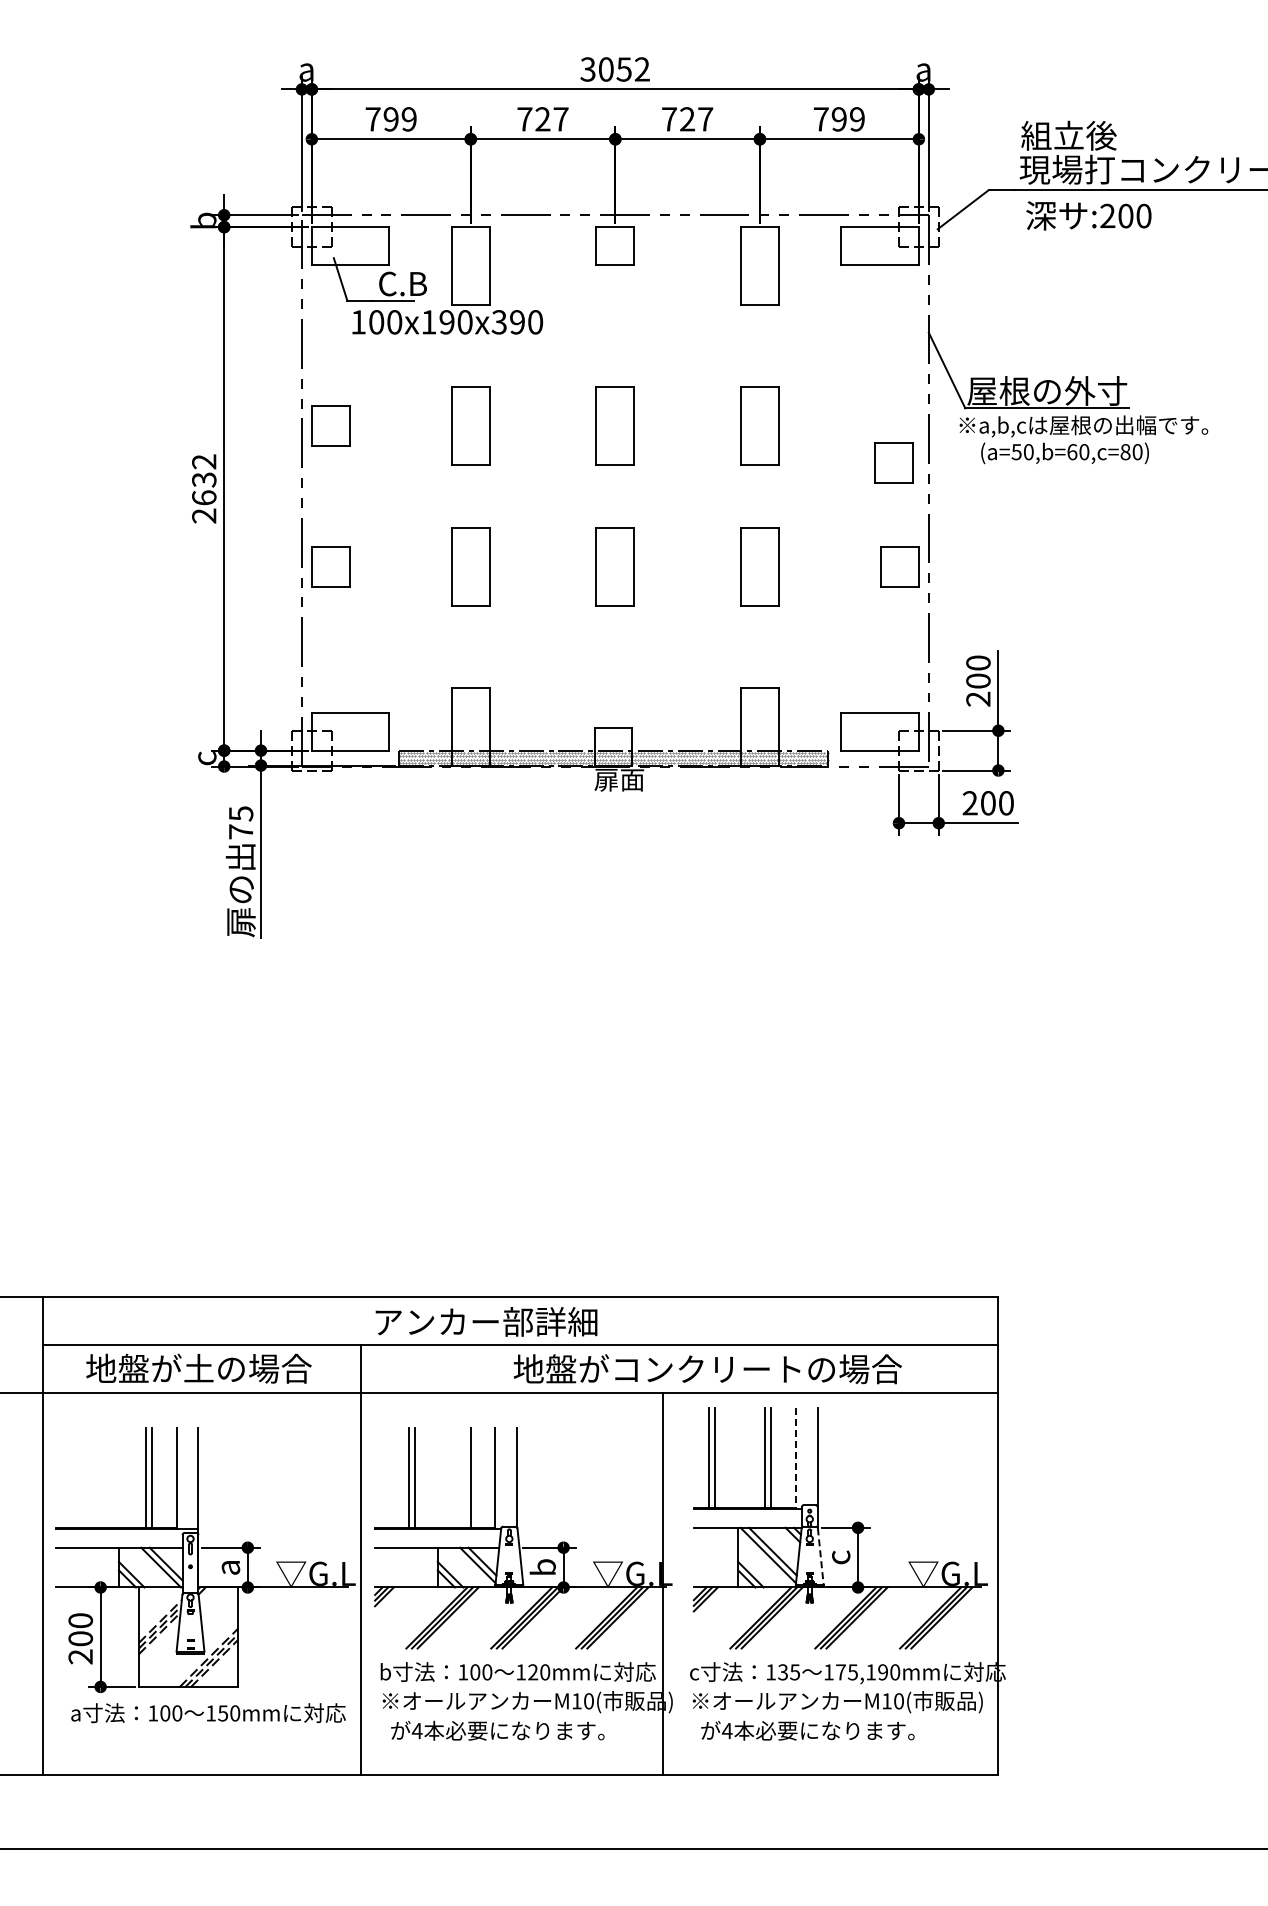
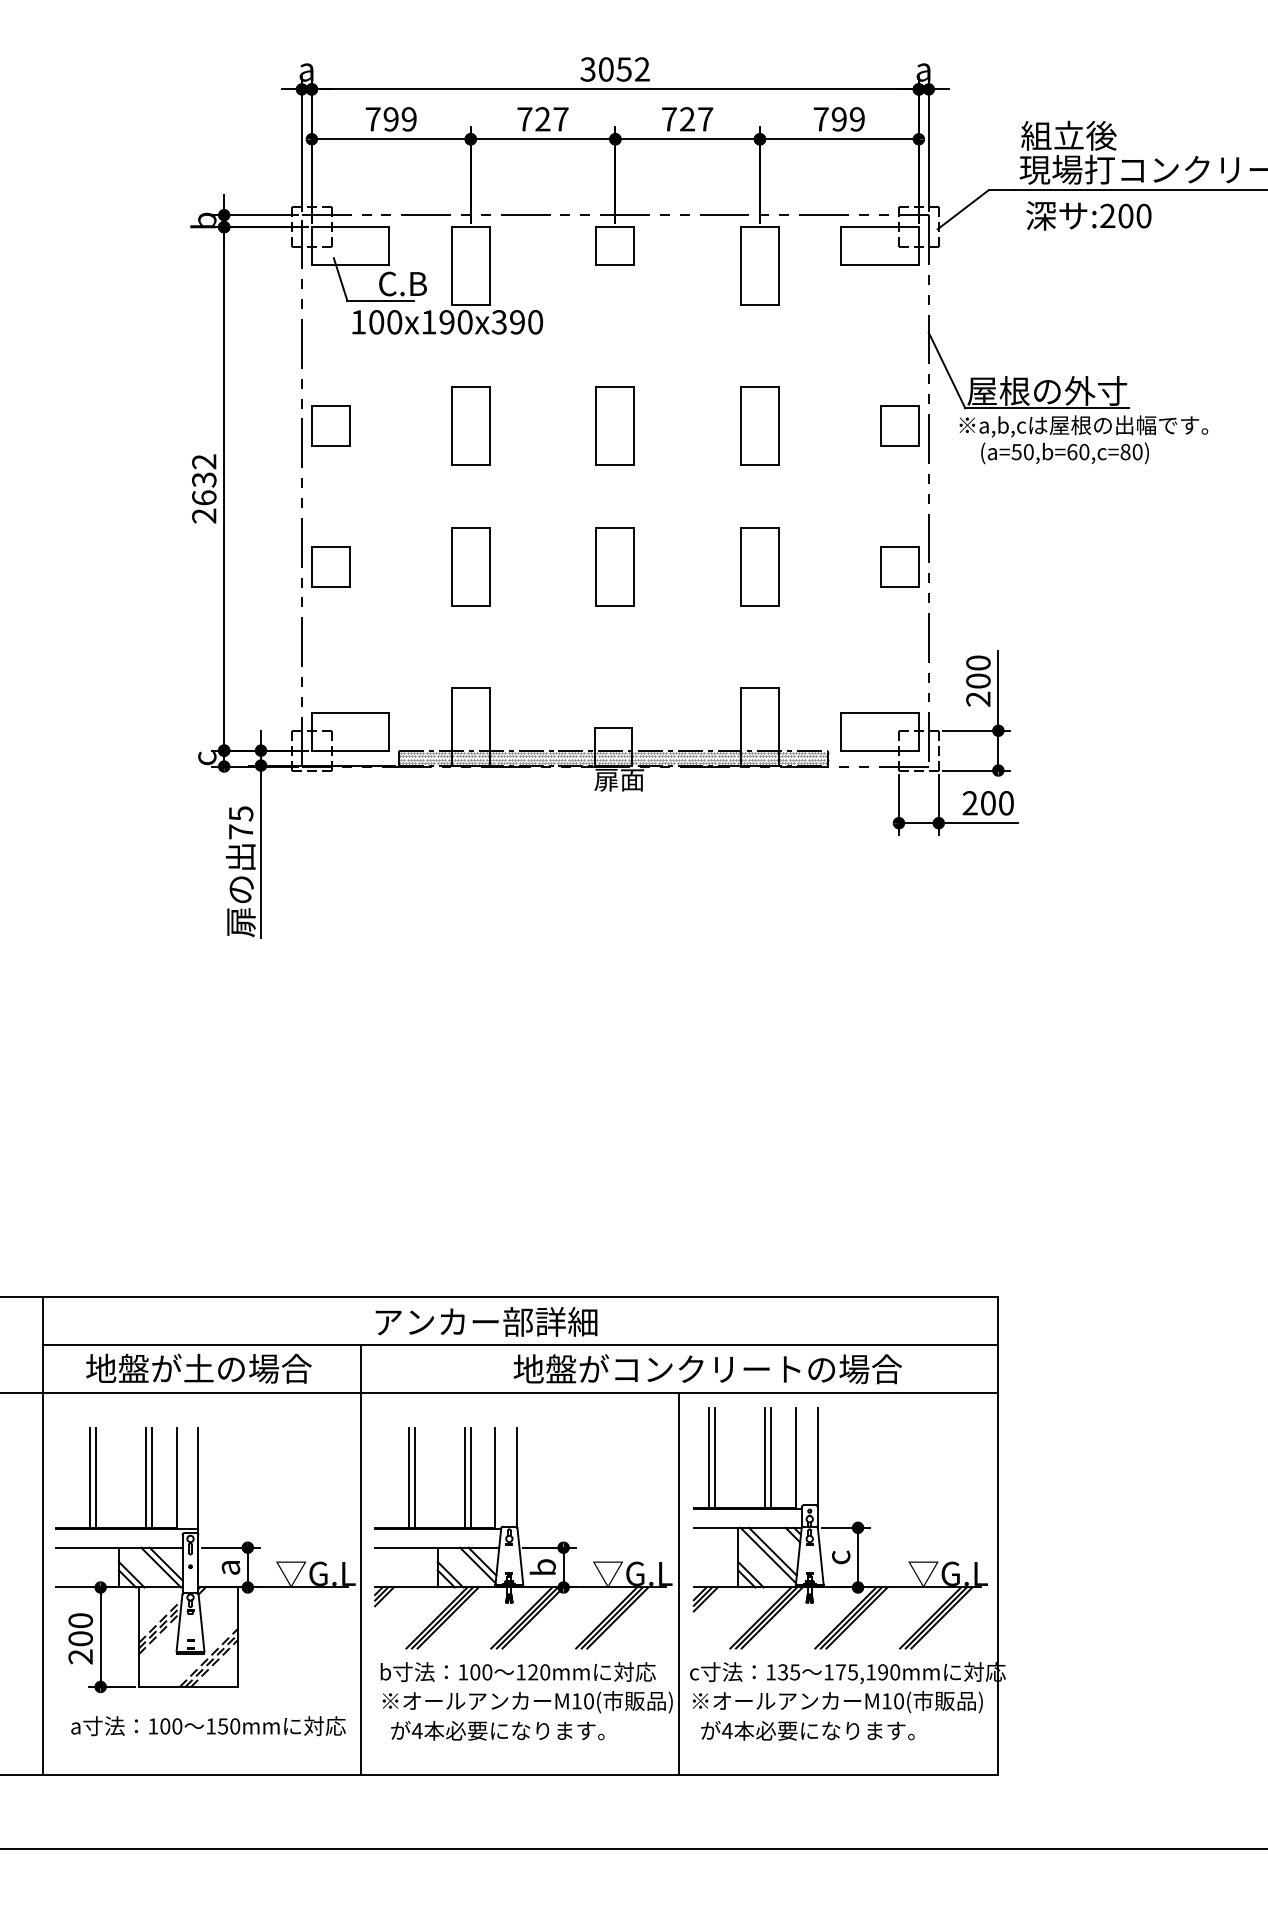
part position: (893, 462) -> (899, 425) (899, 425)
line: dashed -> solid (795, 1459)
line: none -> present (90, 1477)
line: none -> present (96, 1477)
line: none -> present (464, 1477)
line: dashed -> solid (820, 1557)
line position: (663, 1583) -> (679, 1583) (679, 1583)
text position: (208, 1713) -> (208, 1726) (208, 1726)
